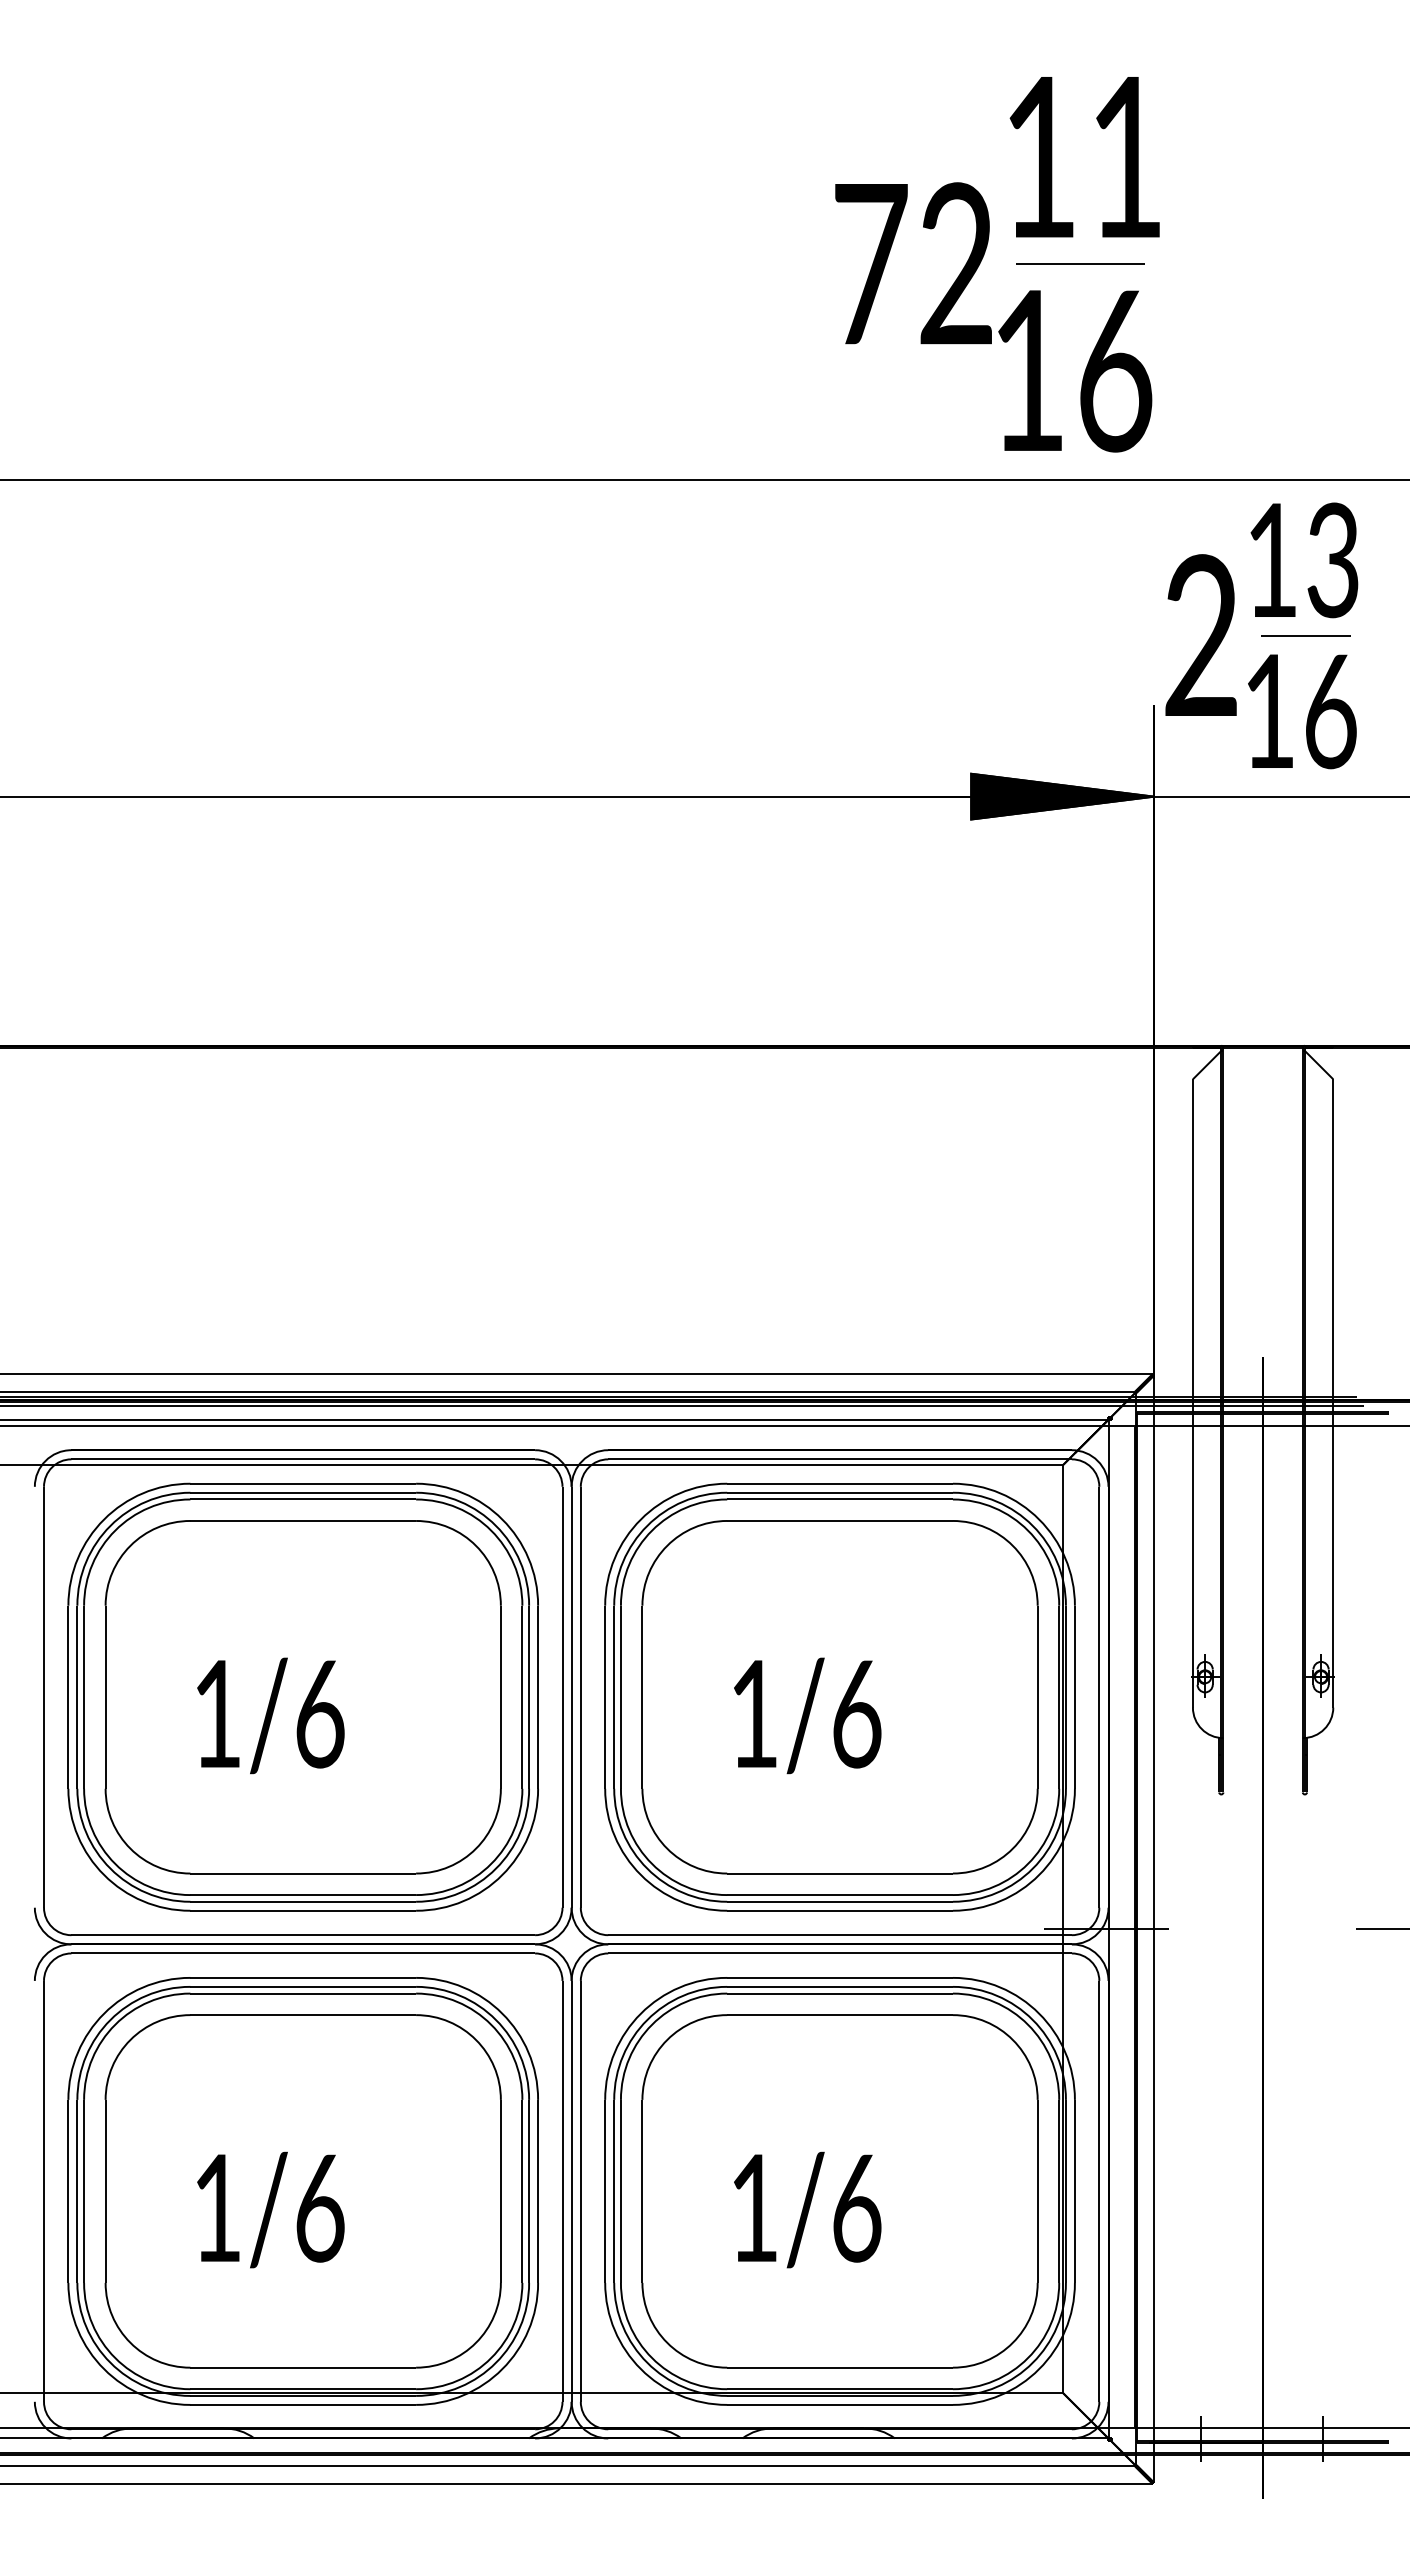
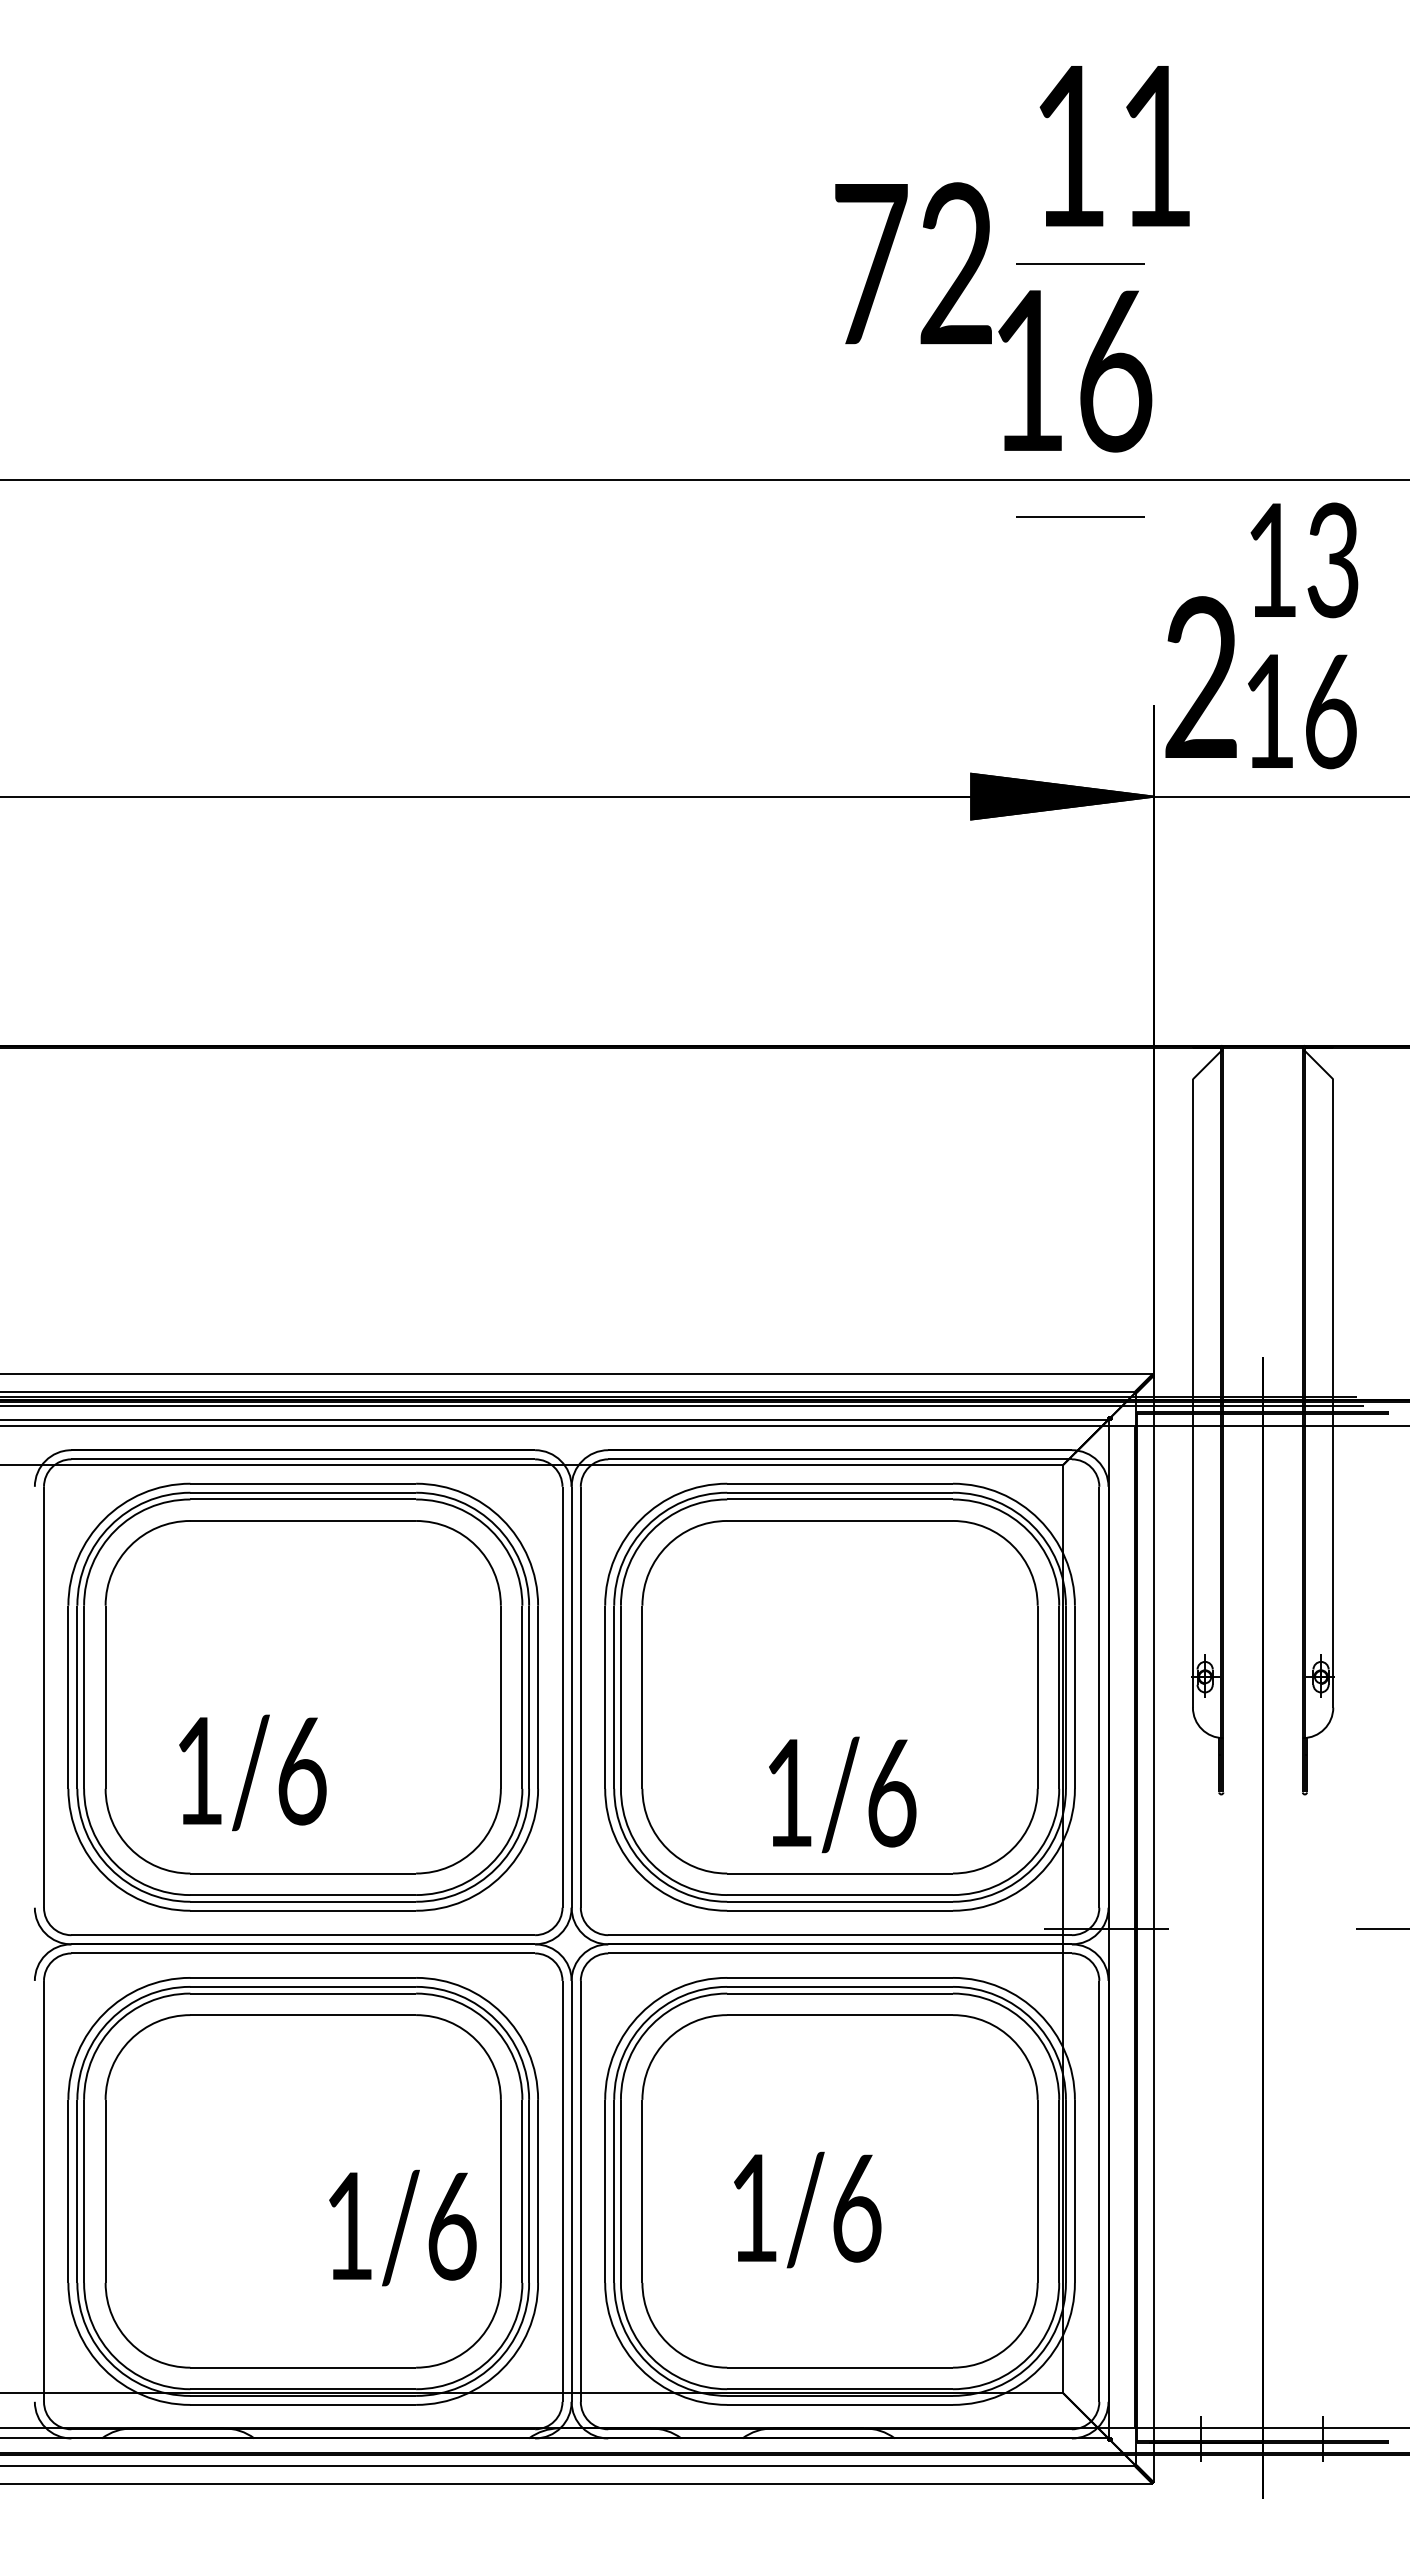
text position: (1084, 157) -> (1114, 146) (1114, 146)
line: none -> present (1080, 516)
text position: (1200, 634) -> (1200, 676) (1200, 676)
line: present -> none (1305, 635)
text position: (270, 1715) -> (252, 1772) (252, 1772)
text position: (807, 1715) -> (842, 1794) (842, 1794)
text position: (270, 2209) -> (402, 2227) (402, 2227)
